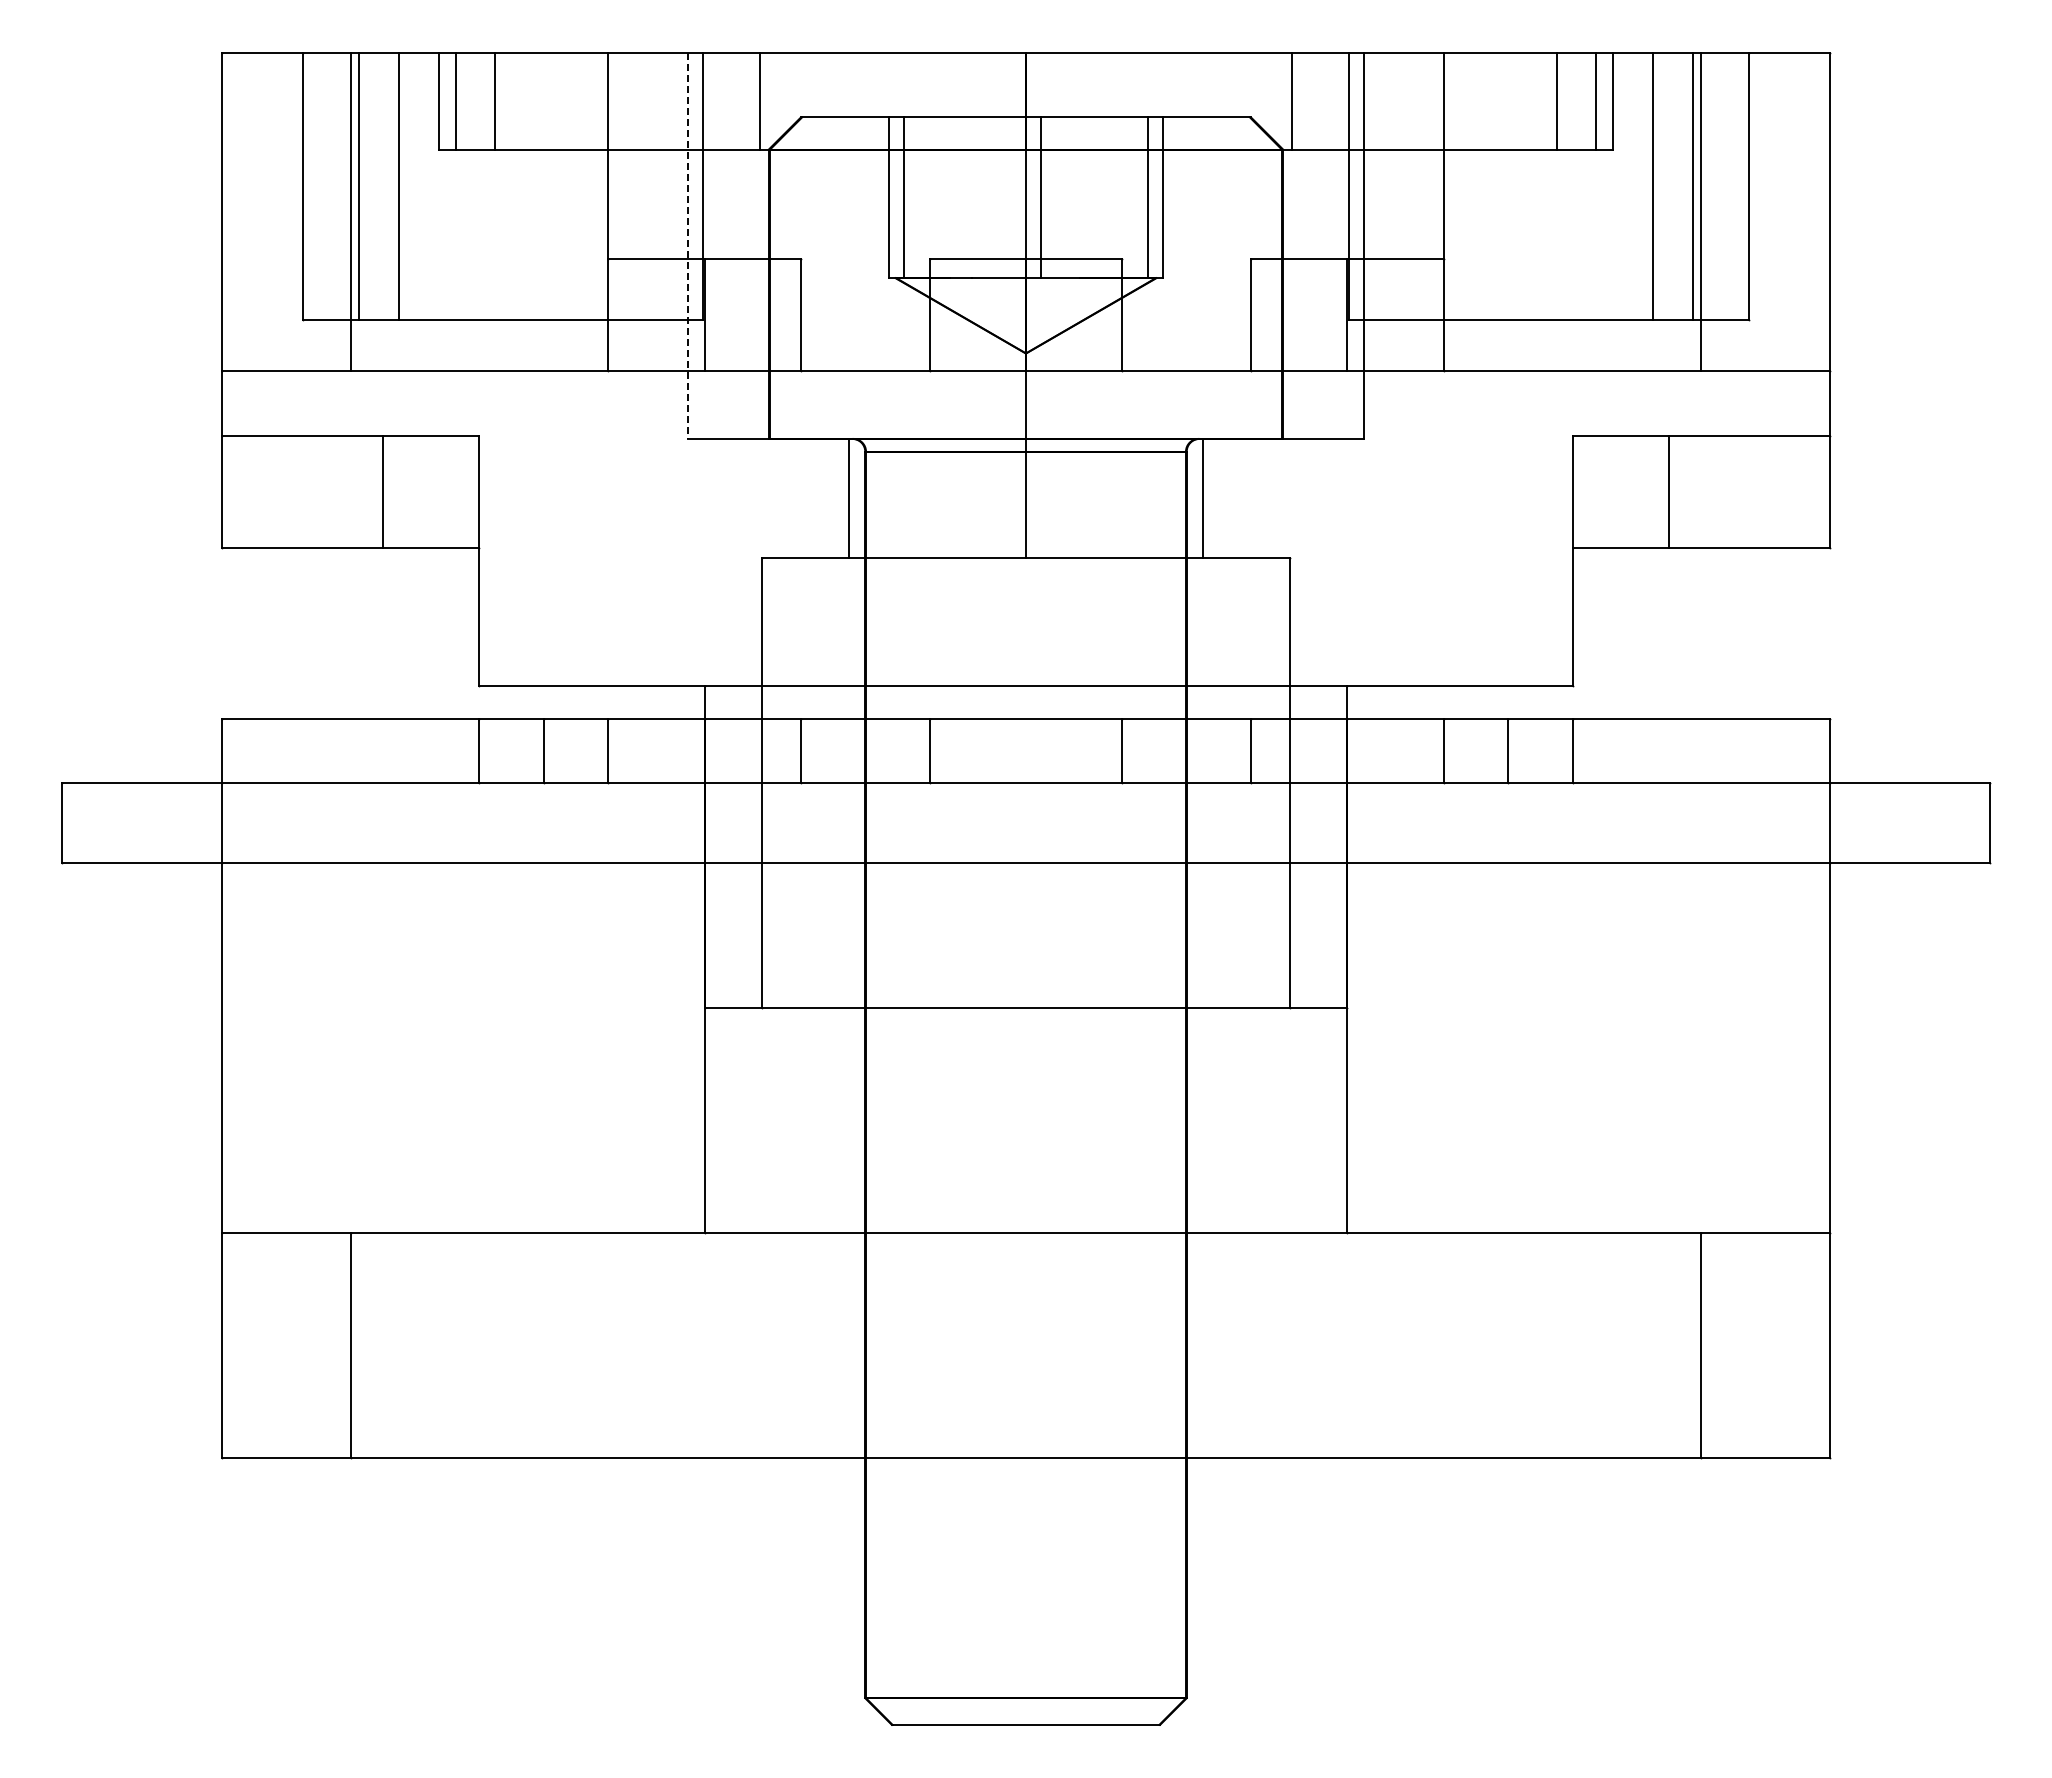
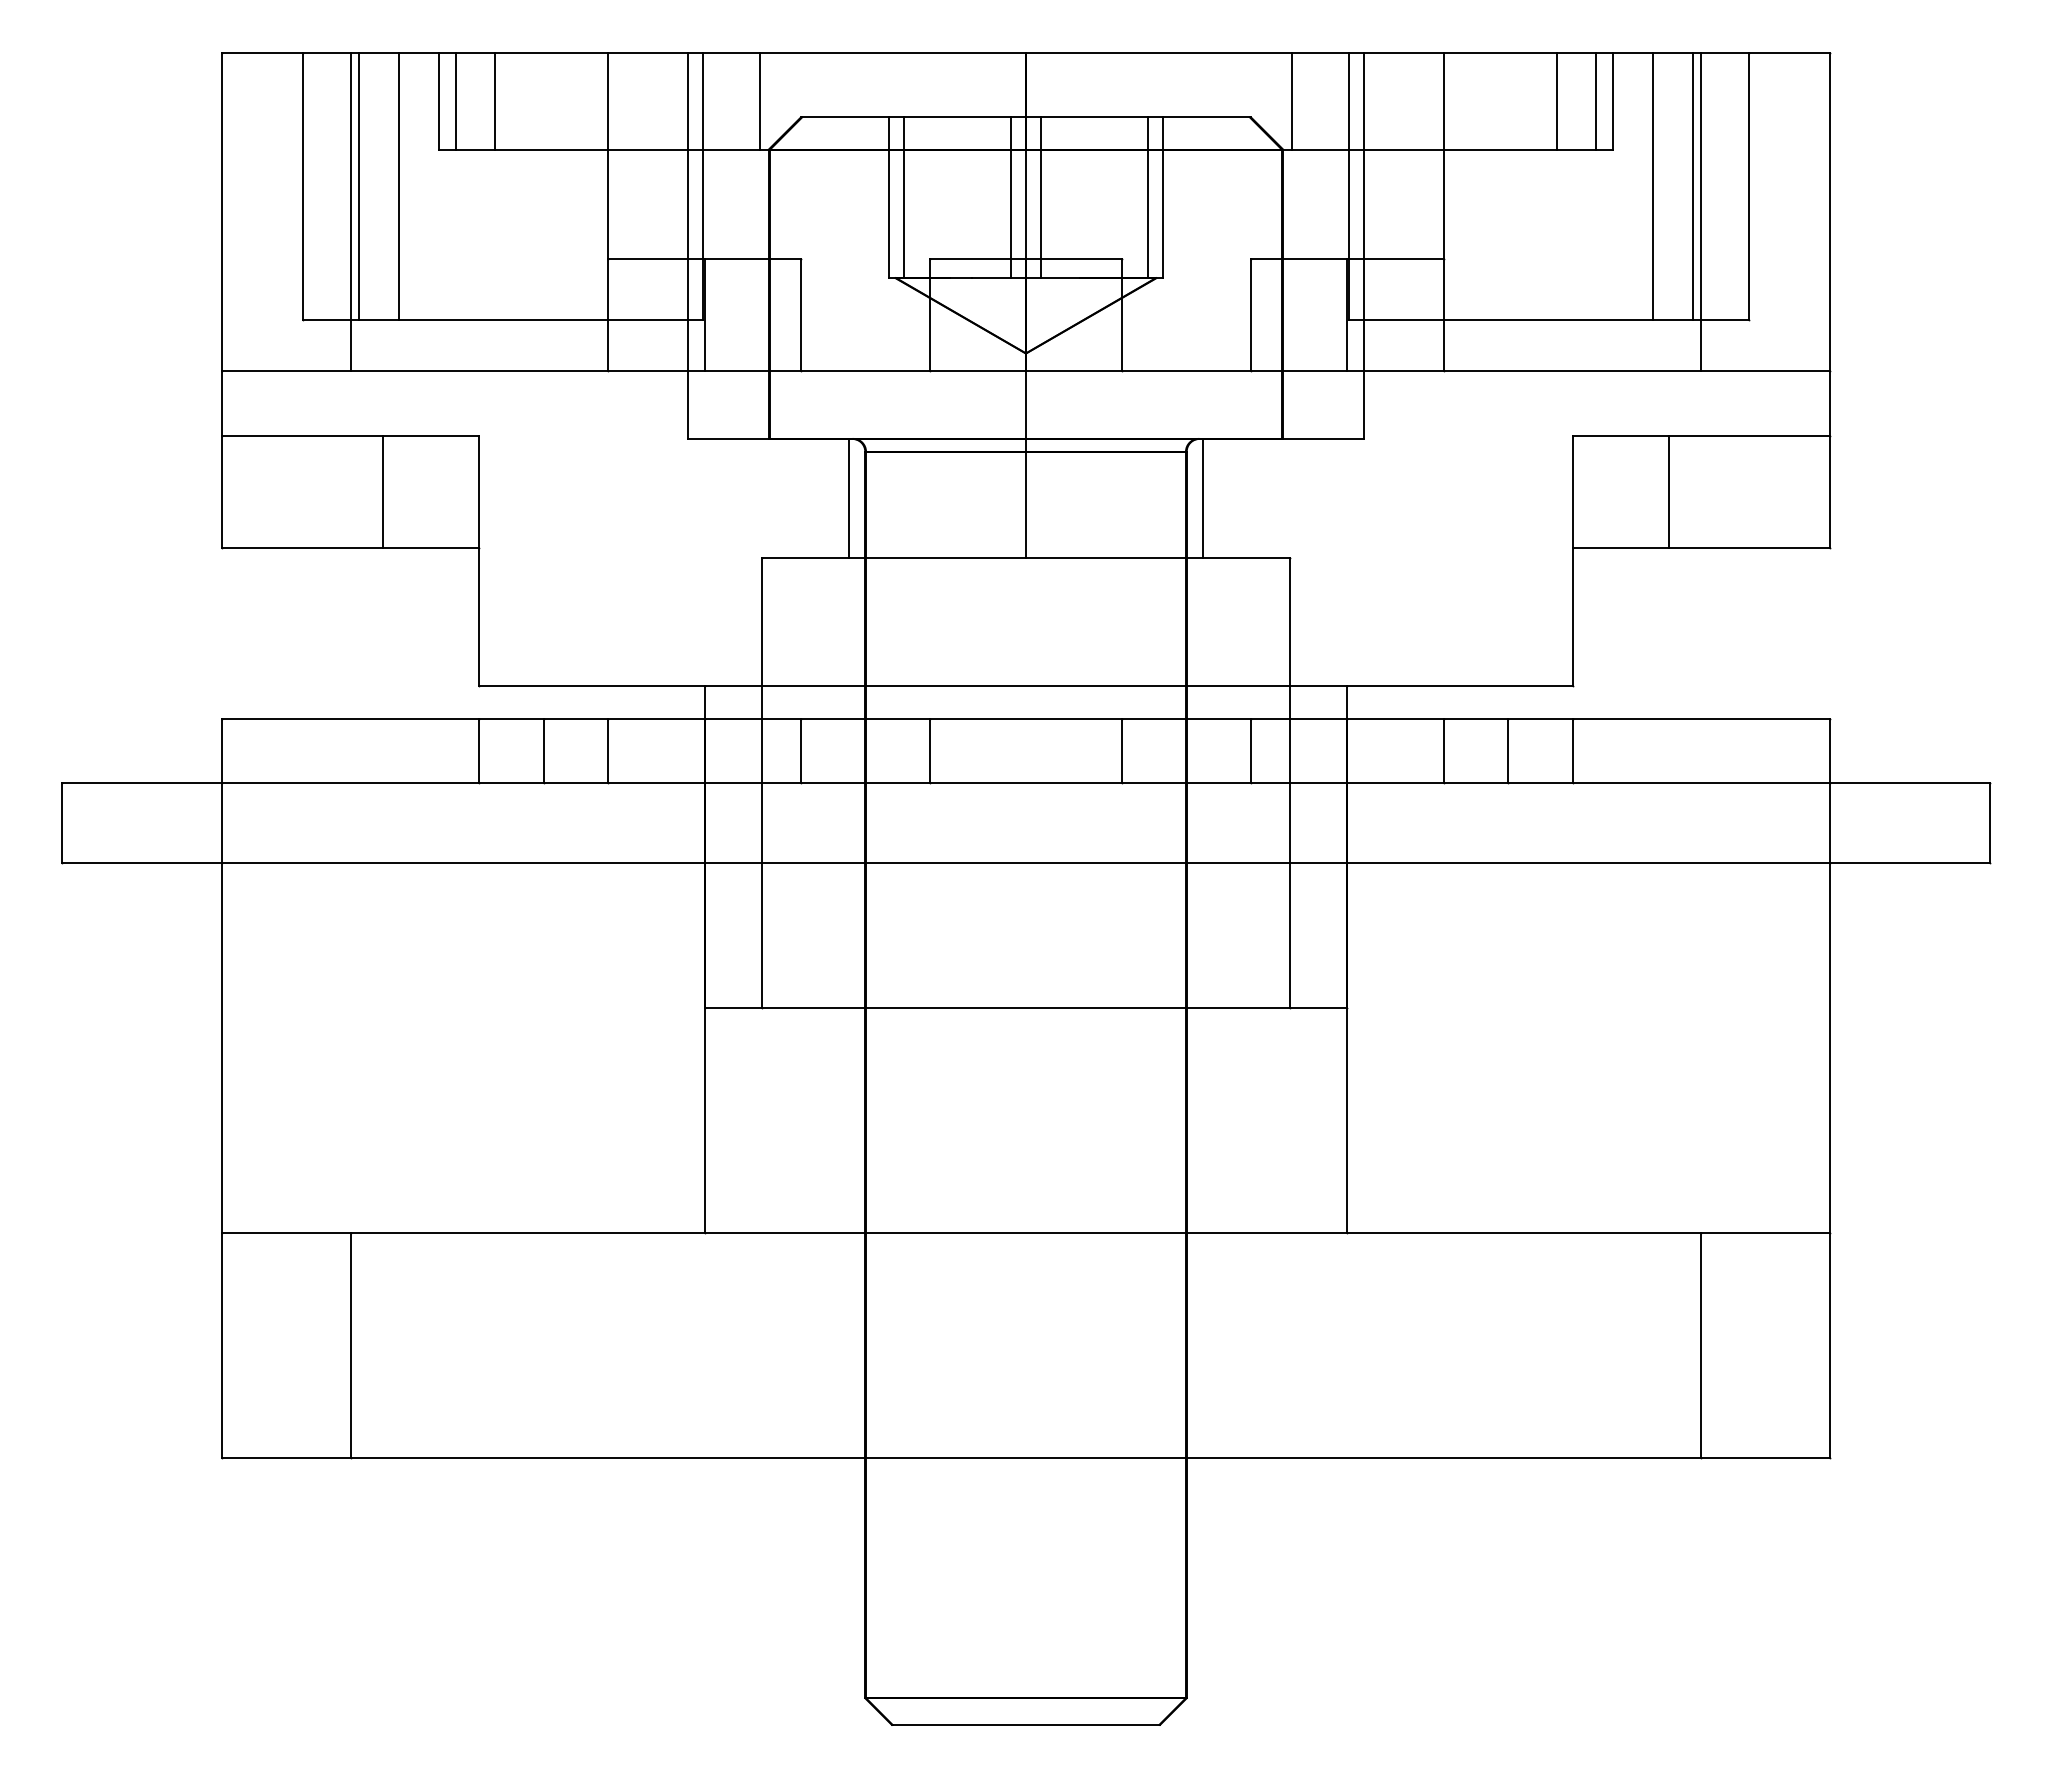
line: none -> present (1011, 197)
line: dashed -> solid (688, 246)
